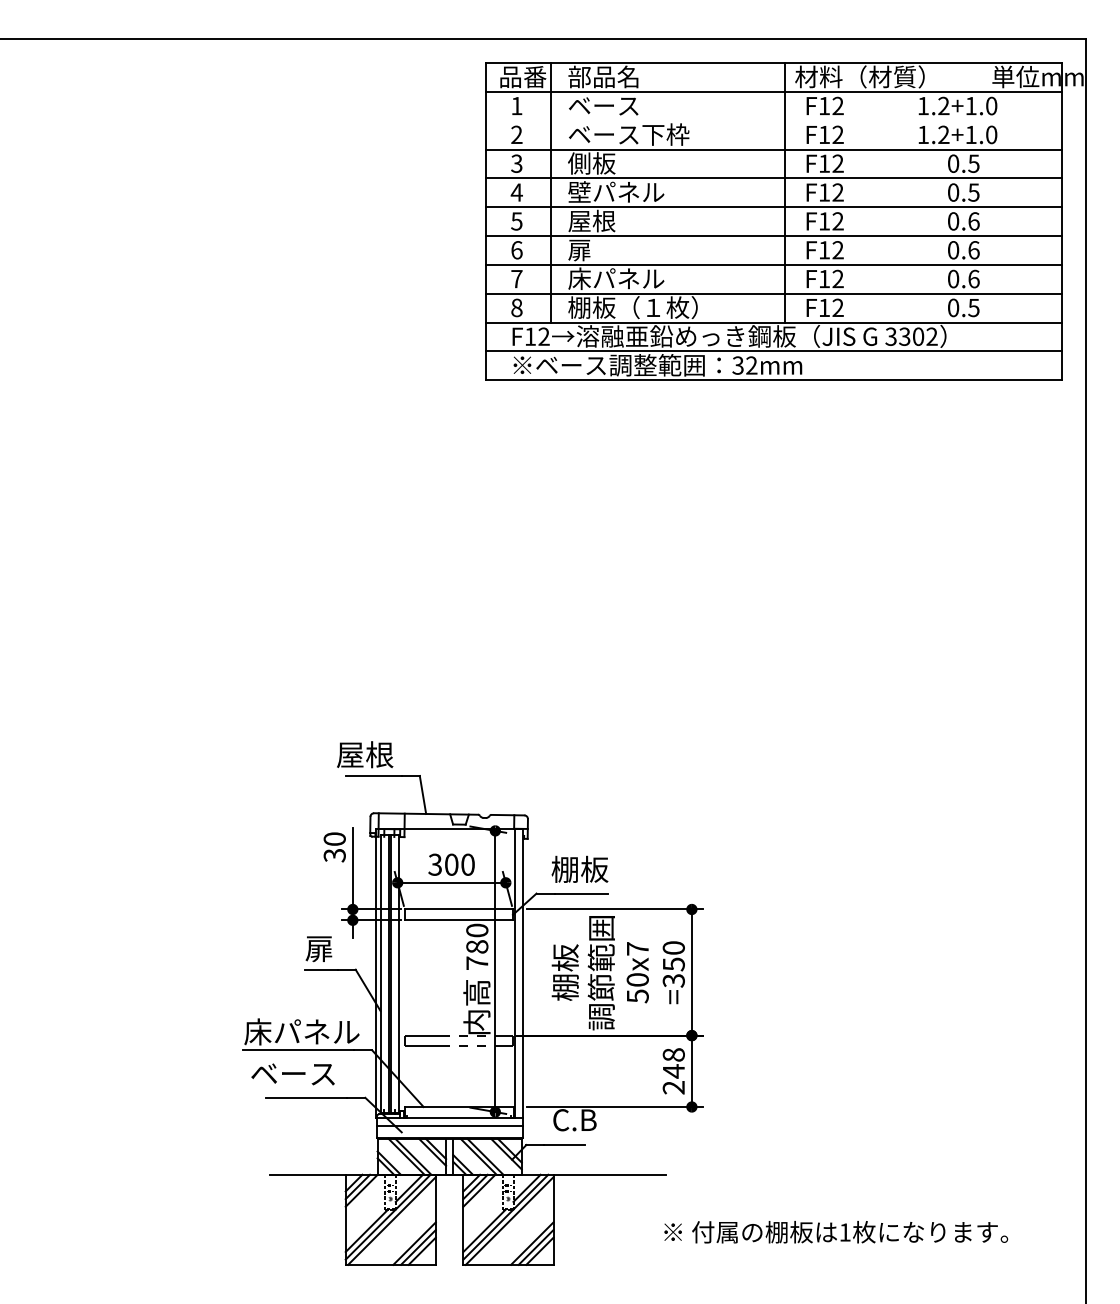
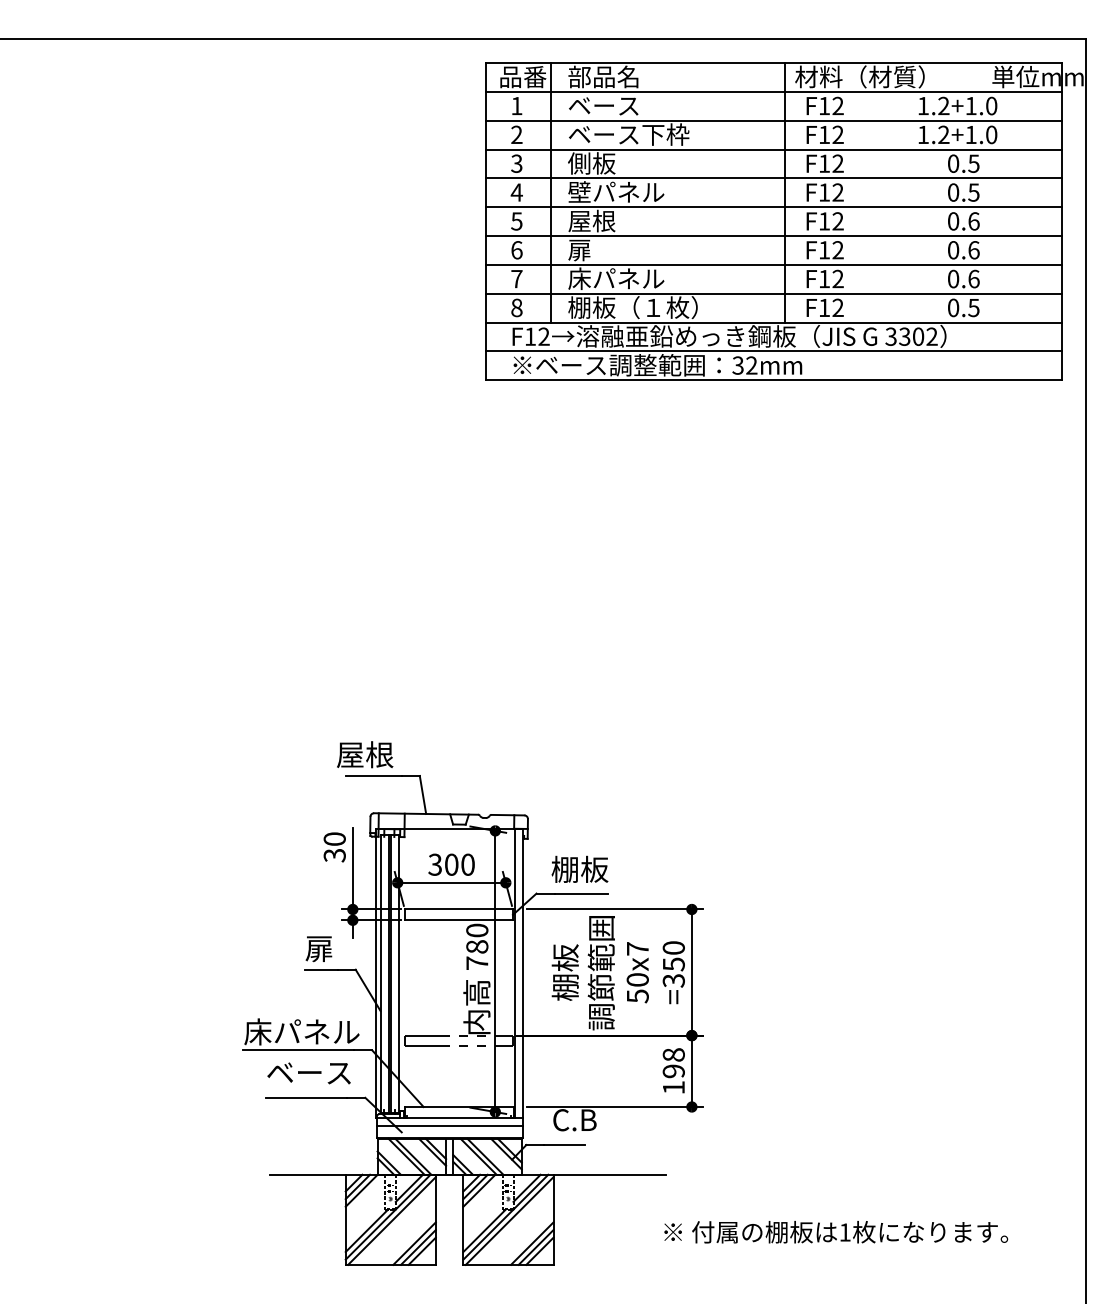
line: none -> present (773, 120)
text position: (292, 1074) -> (308, 1073) (308, 1073)
text: 248 -> 198 (673, 1079)
